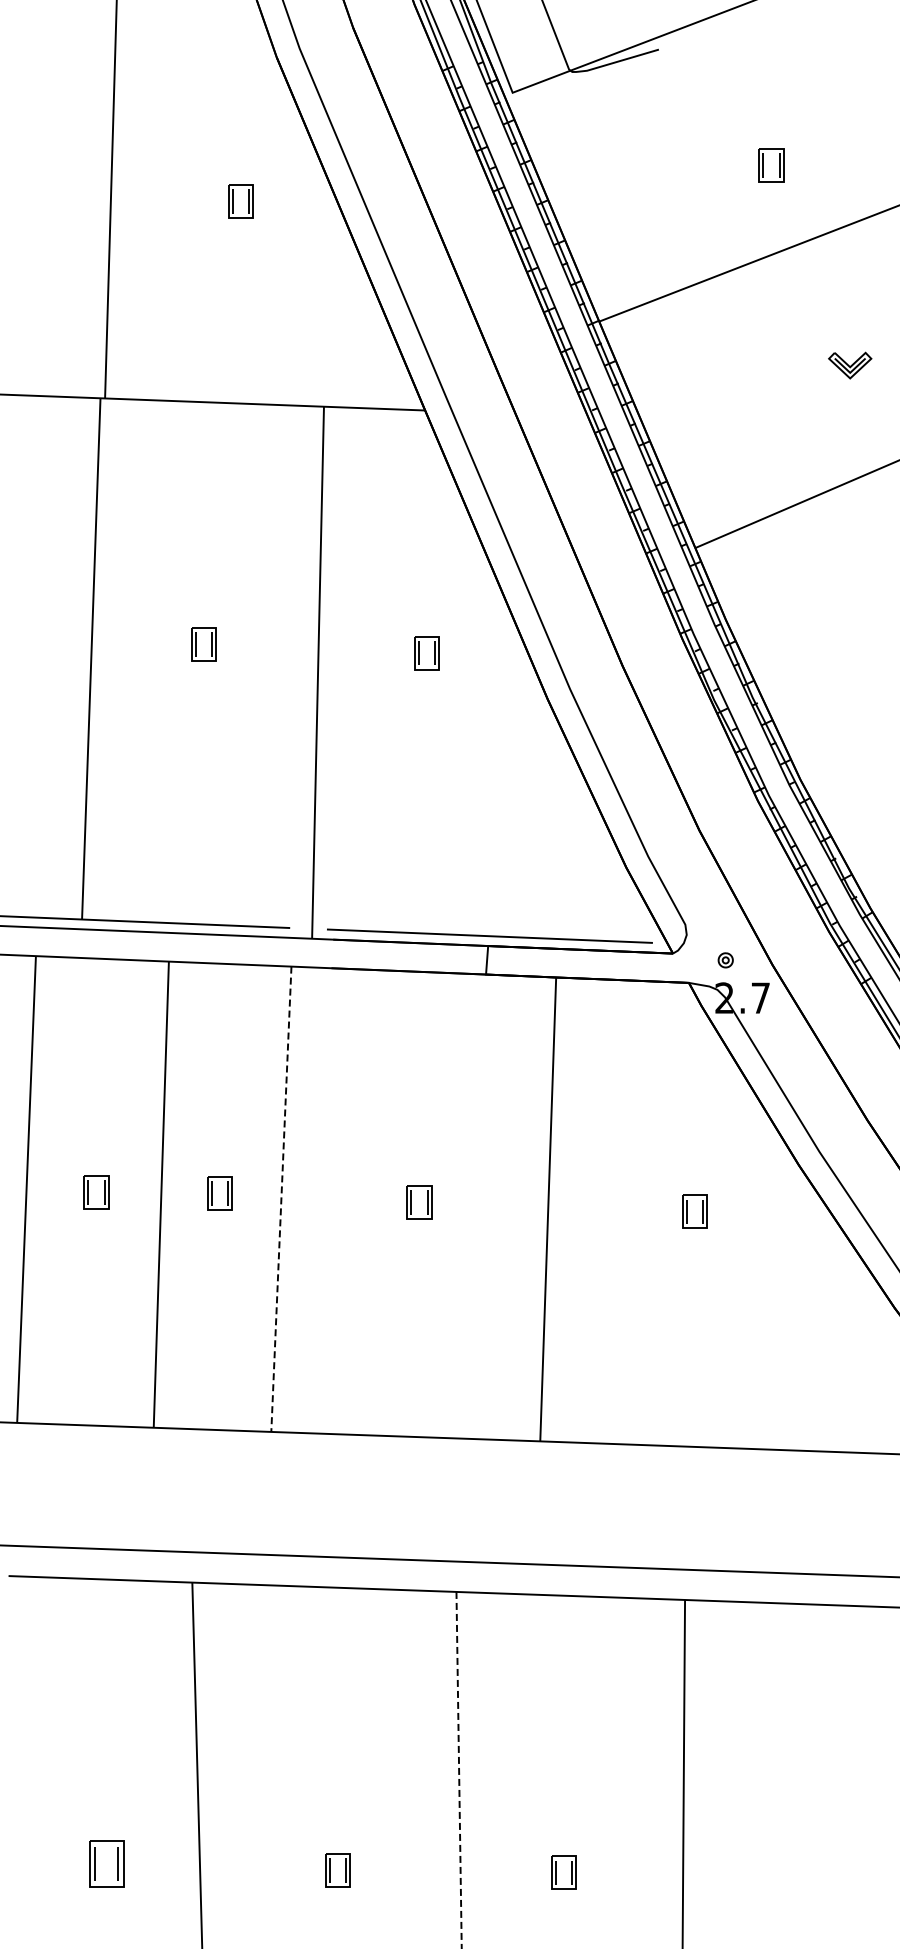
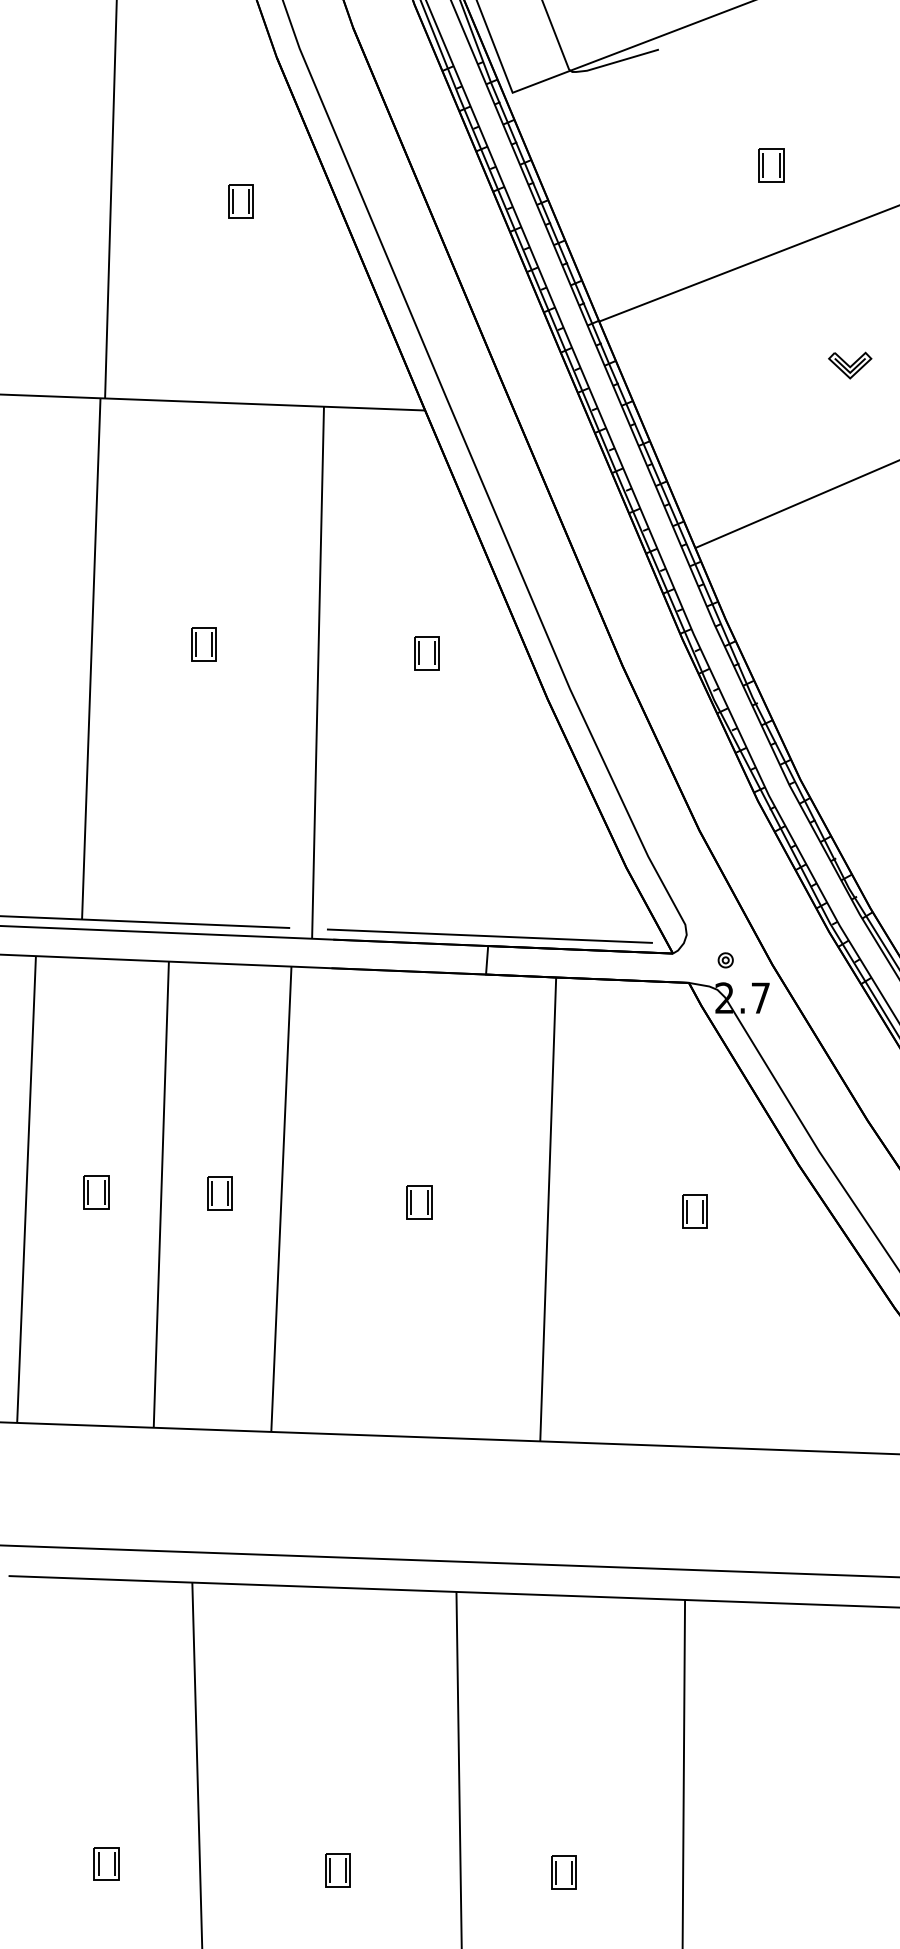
line: dashed -> solid (281, 1199)
line: dashed -> solid (459, 1770)
part size: 36x48 px -> 27x34 px (106, 1863)
